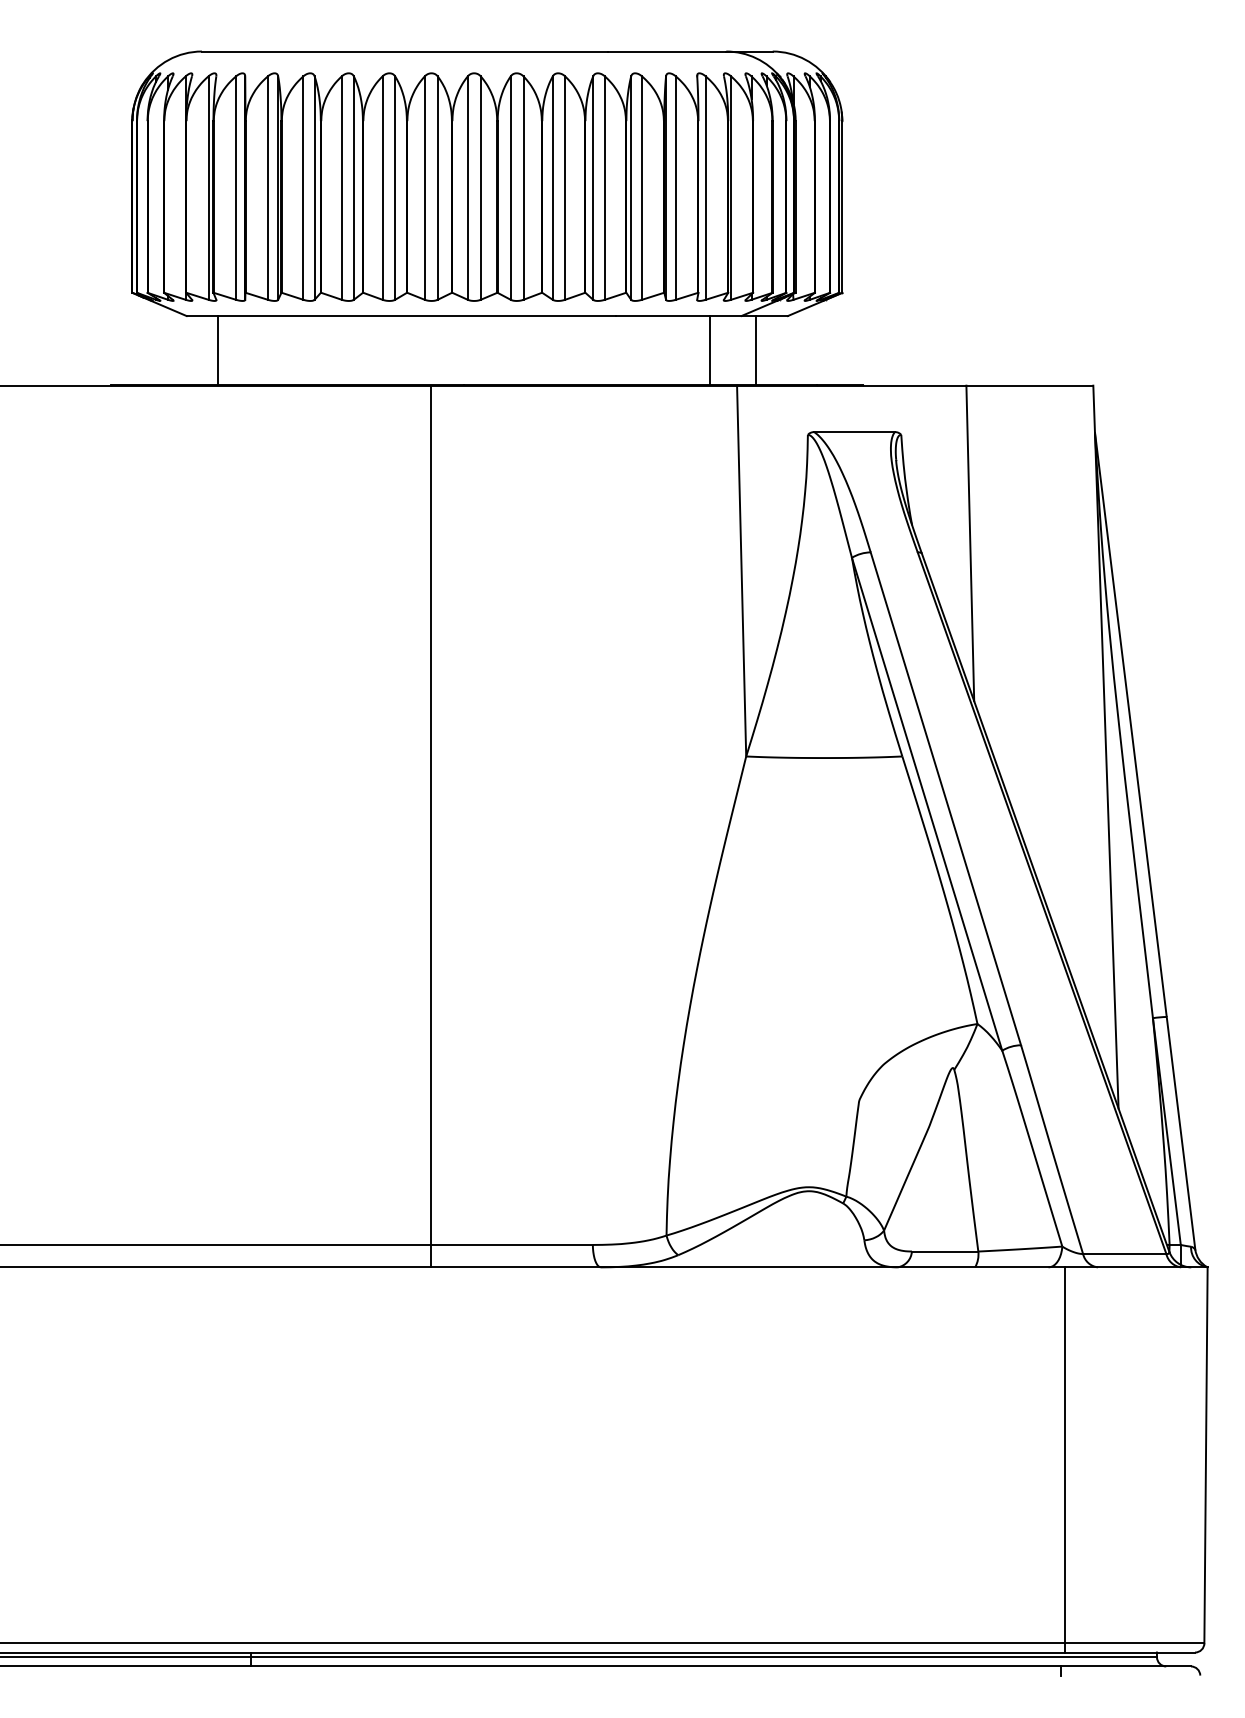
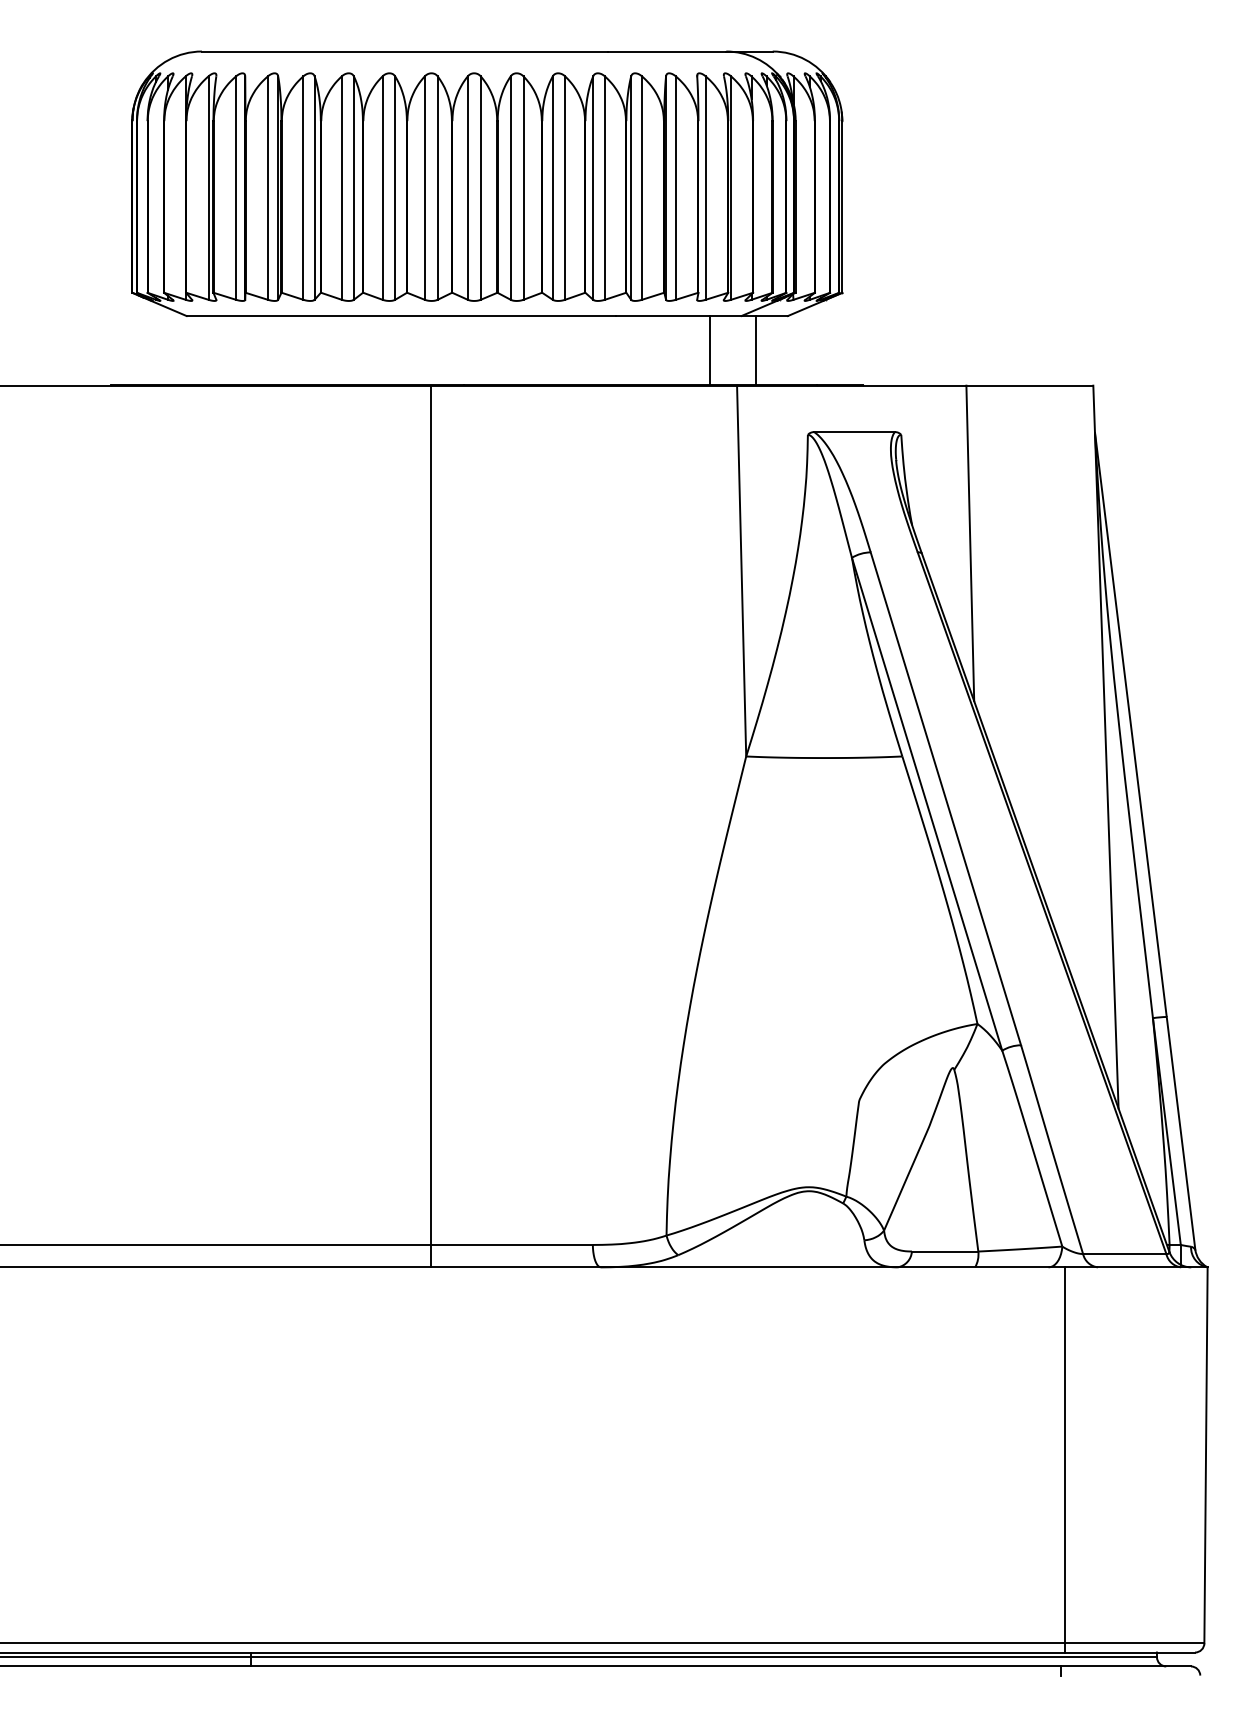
line: present -> none (218, 350)
